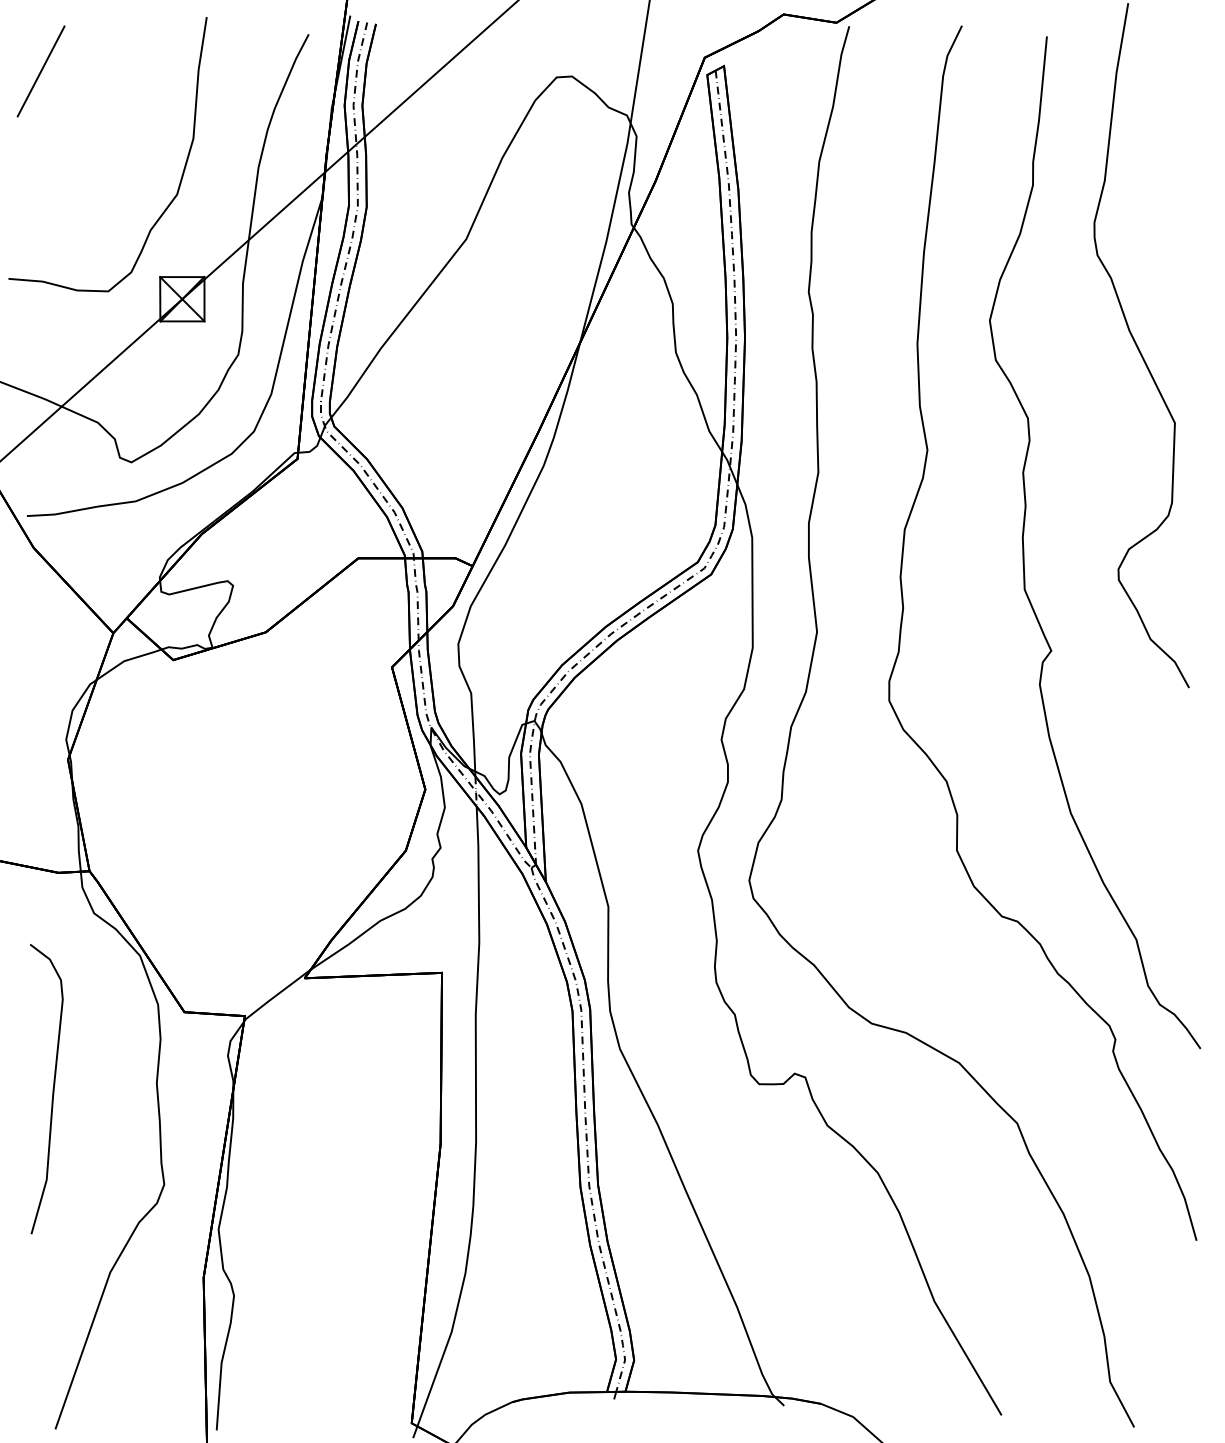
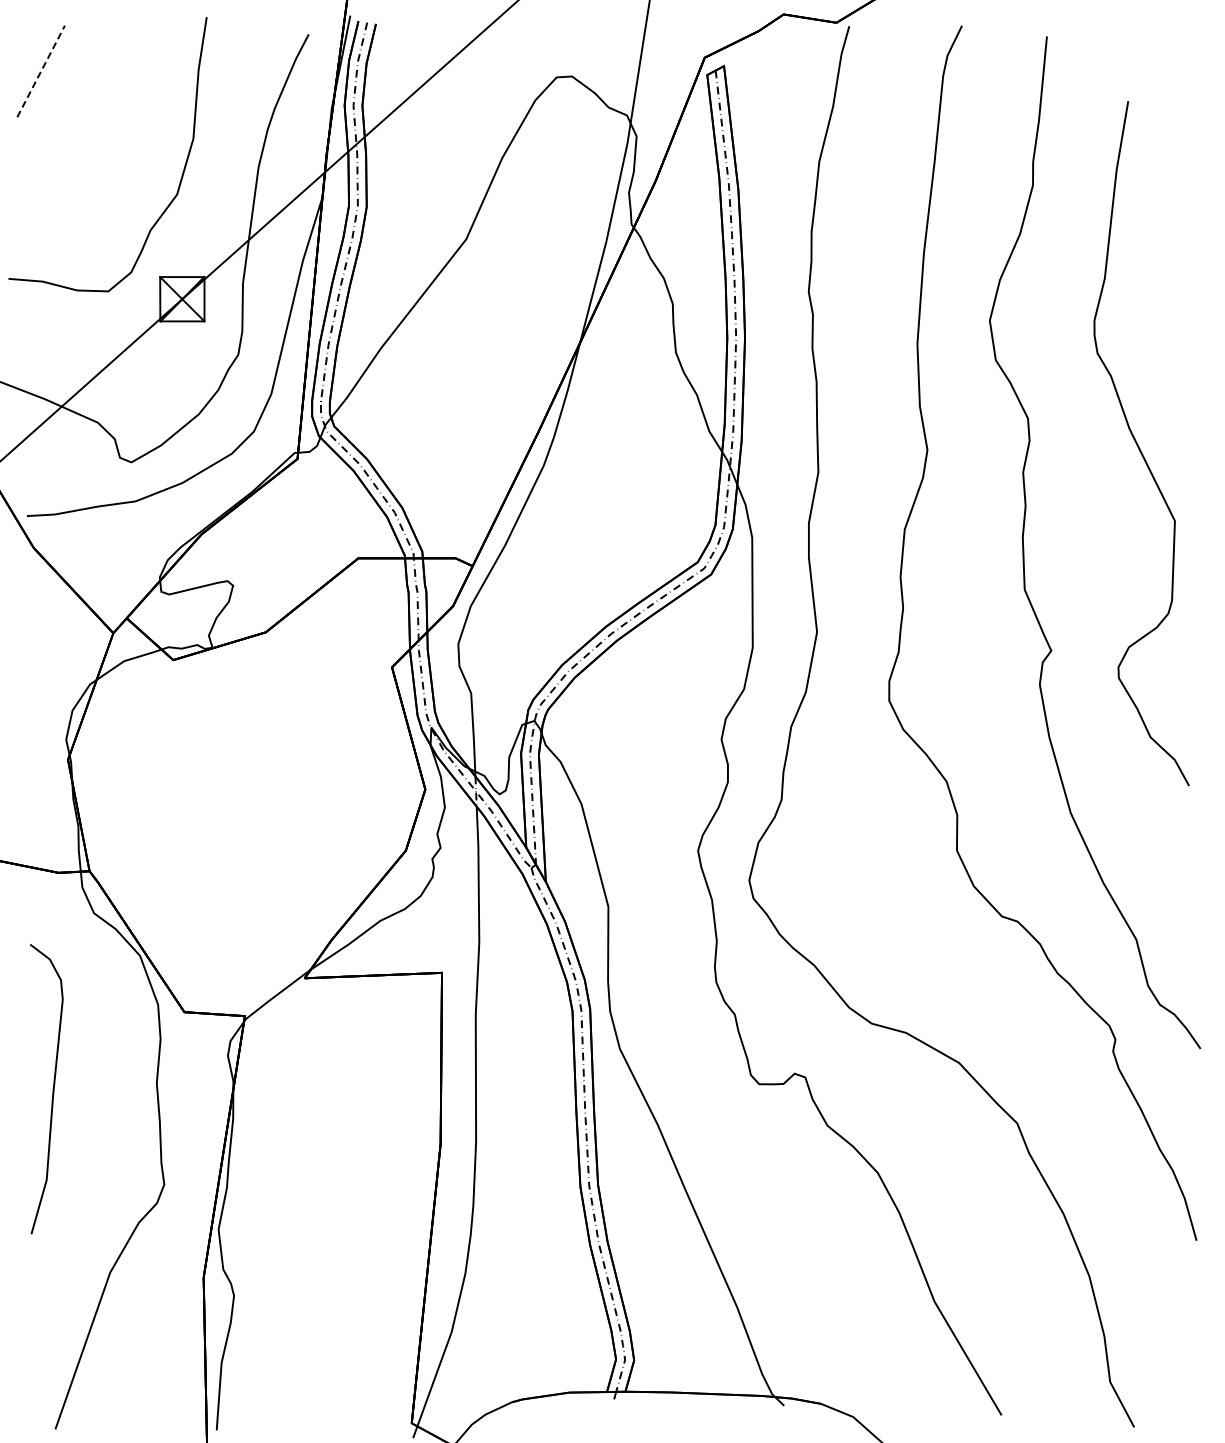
line: solid -> dashed (41, 71)
curve position: (1138, 346) -> (1138, 444) (1138, 444)
